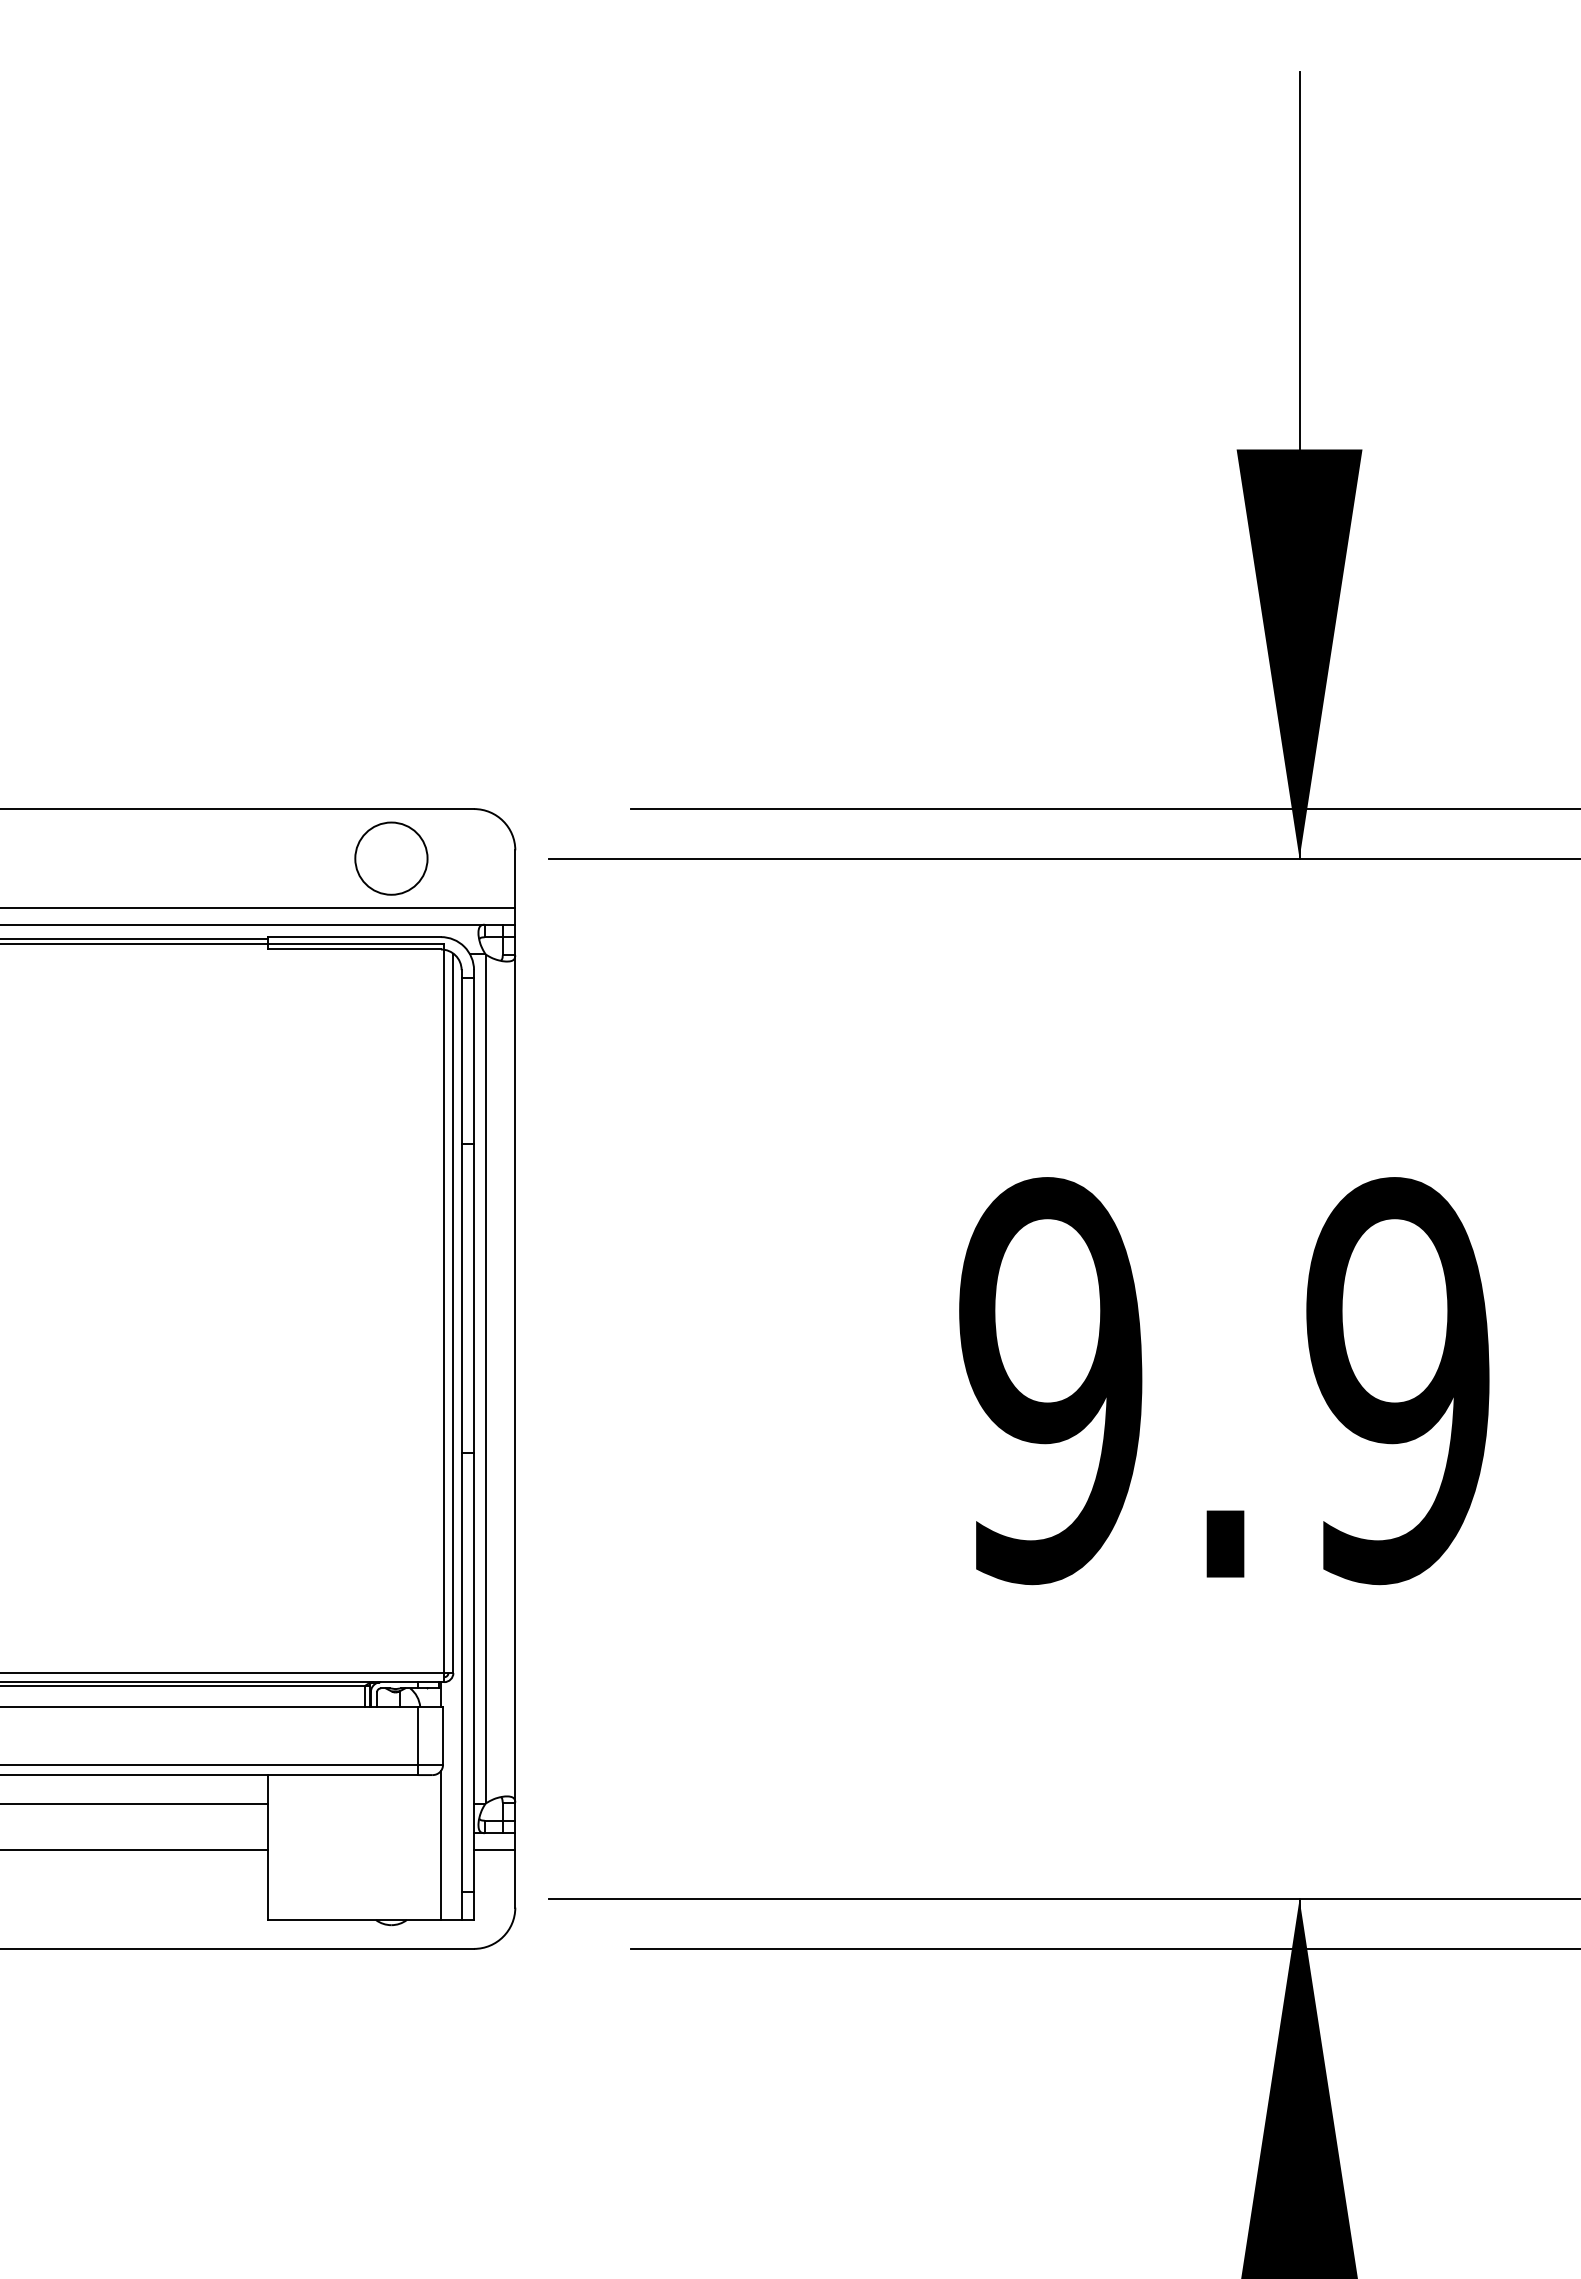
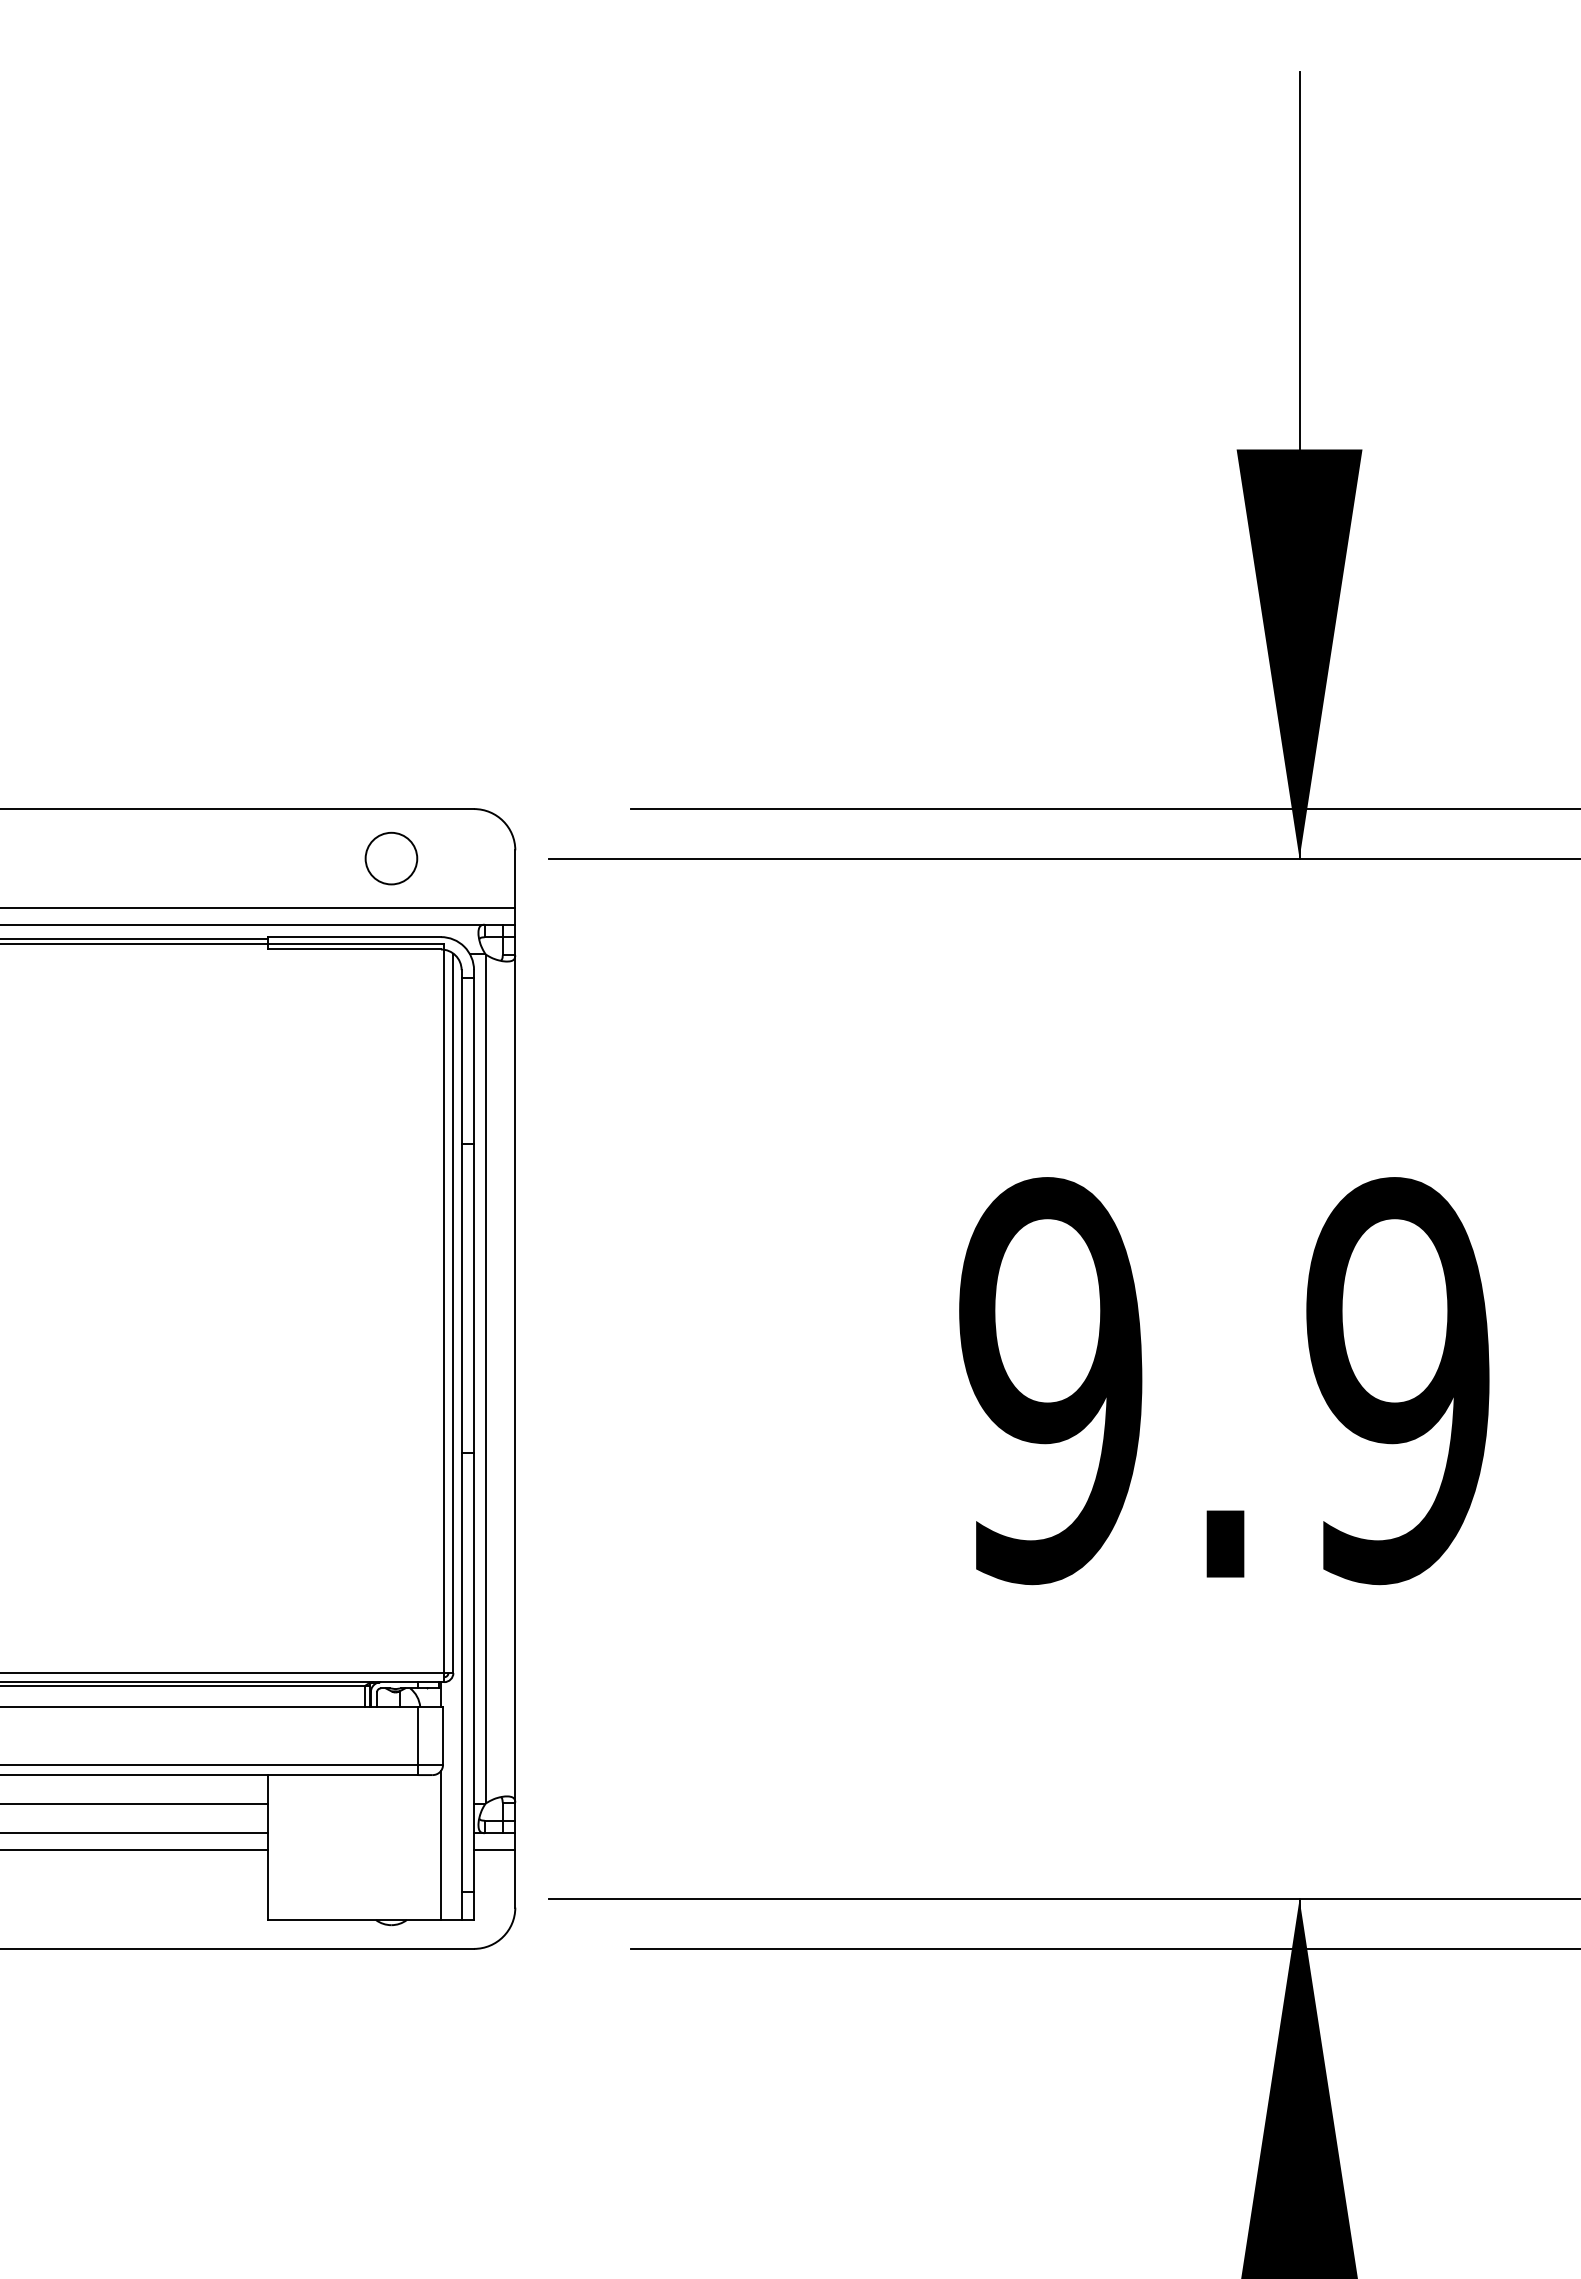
circle size: 75x75 px -> 55x55 px (391, 858)
line: none -> present (134, 1833)
